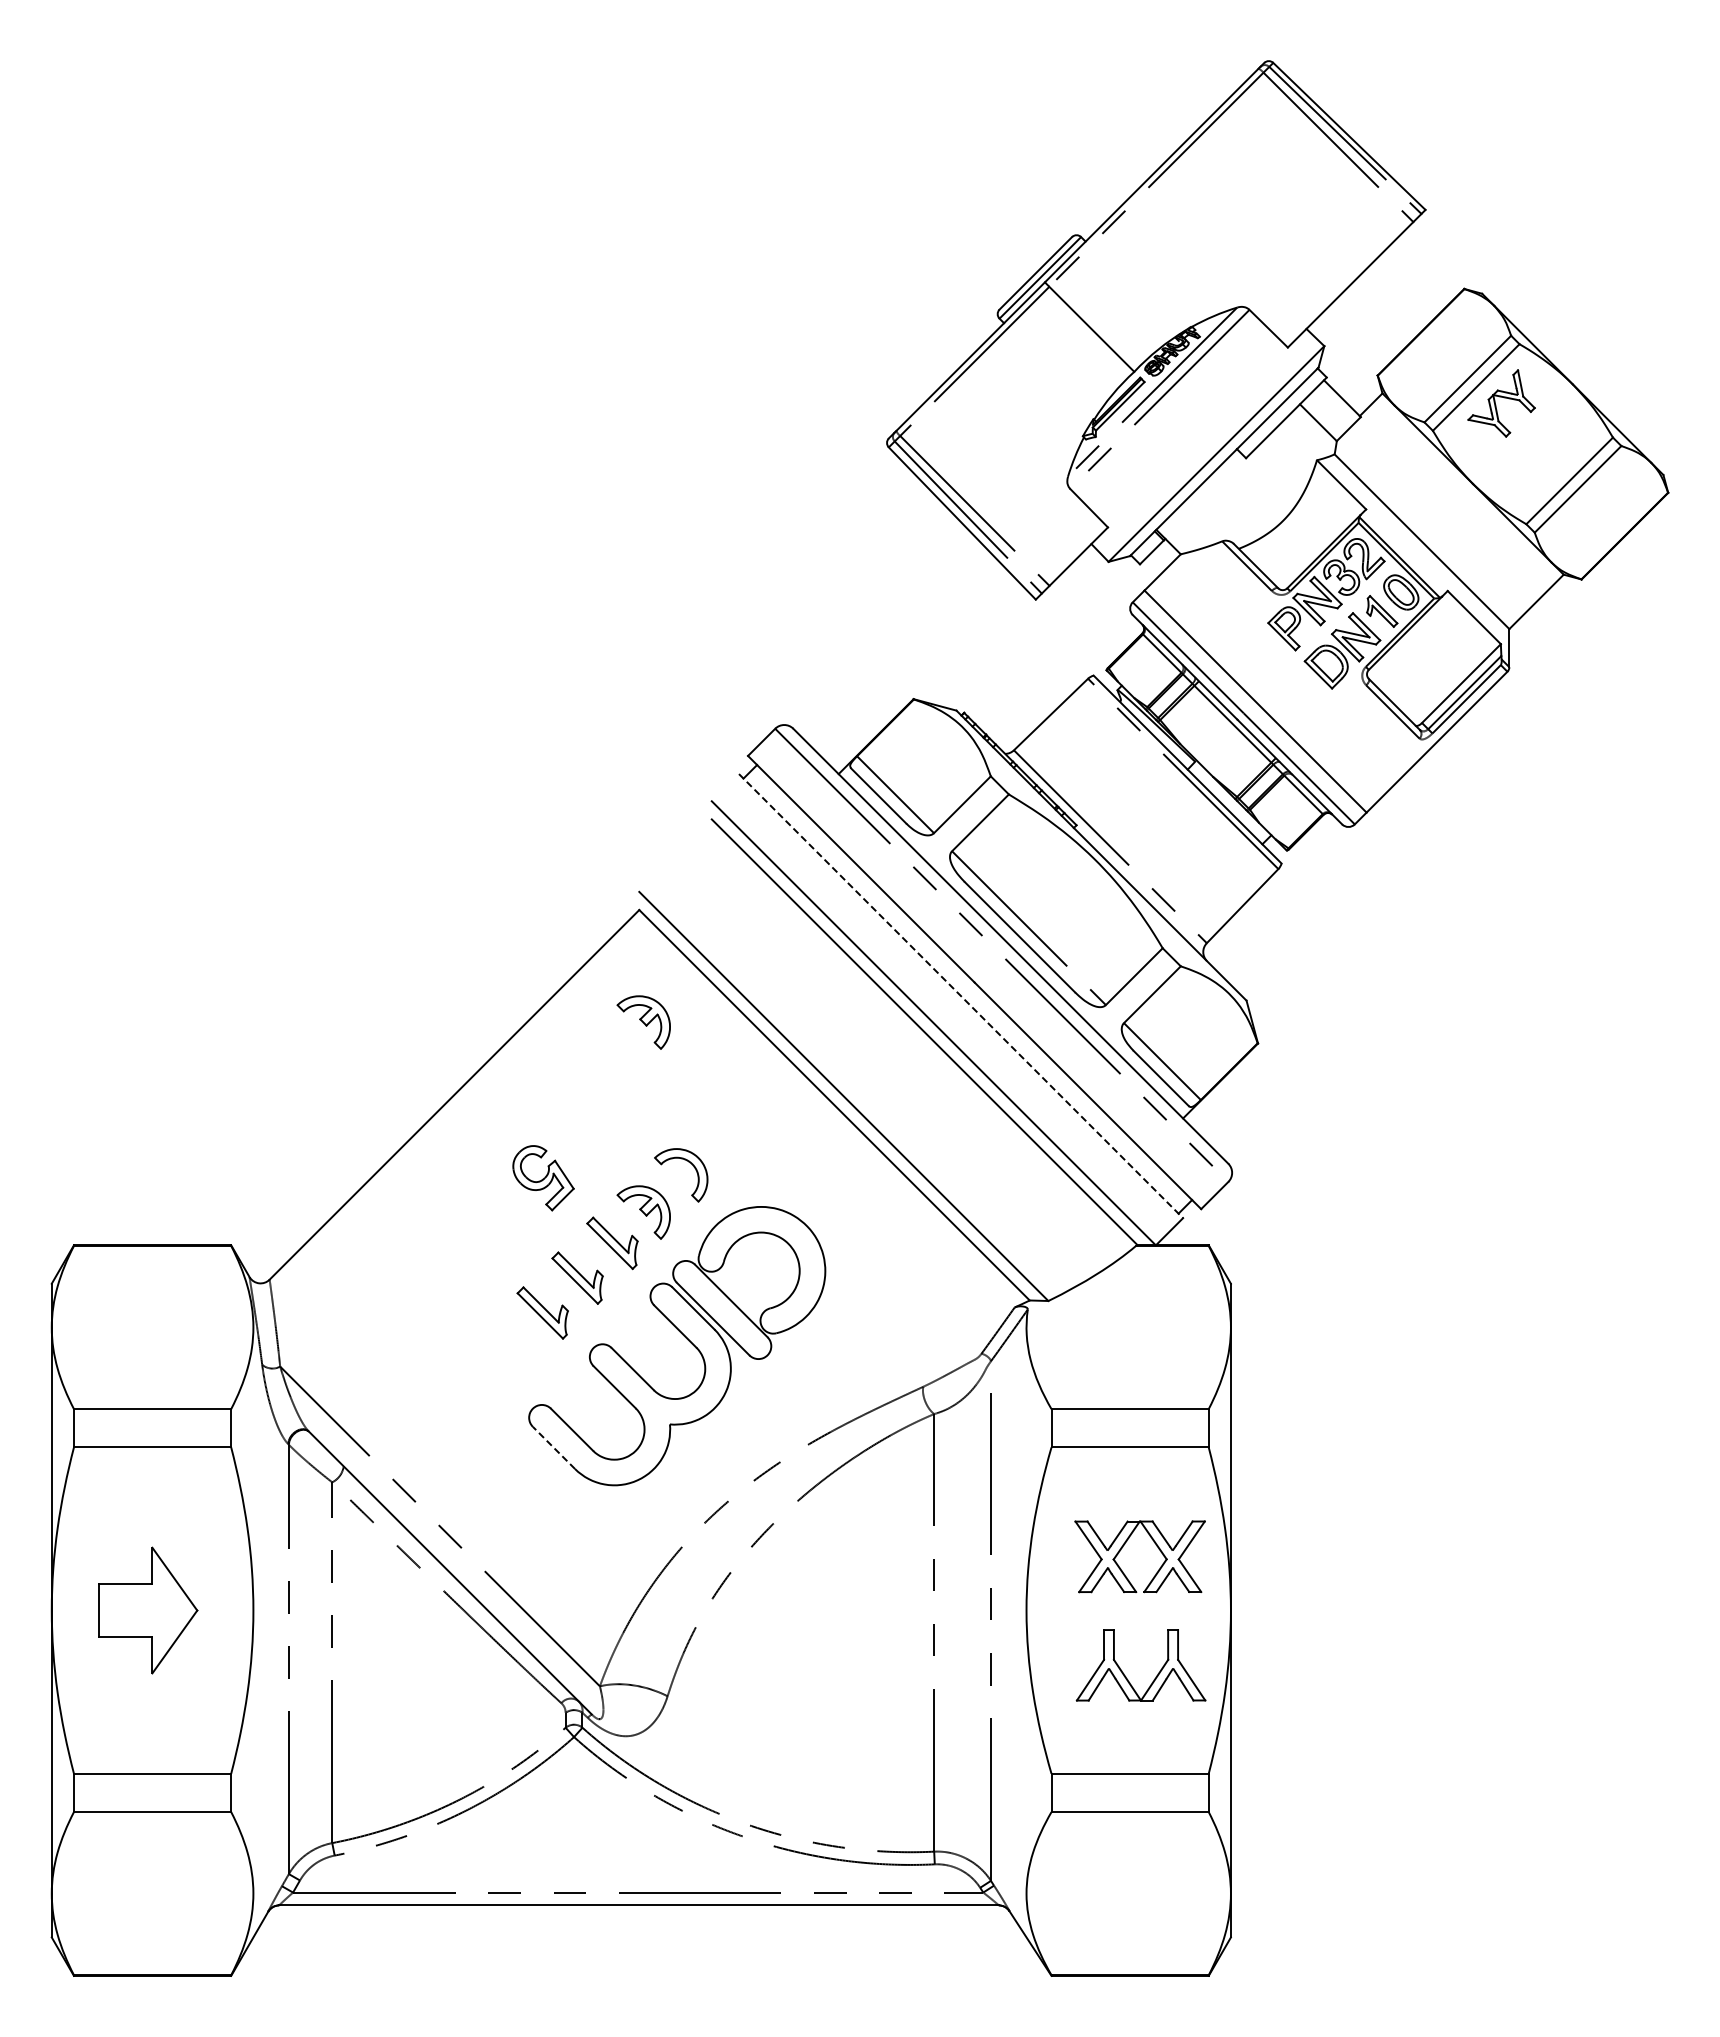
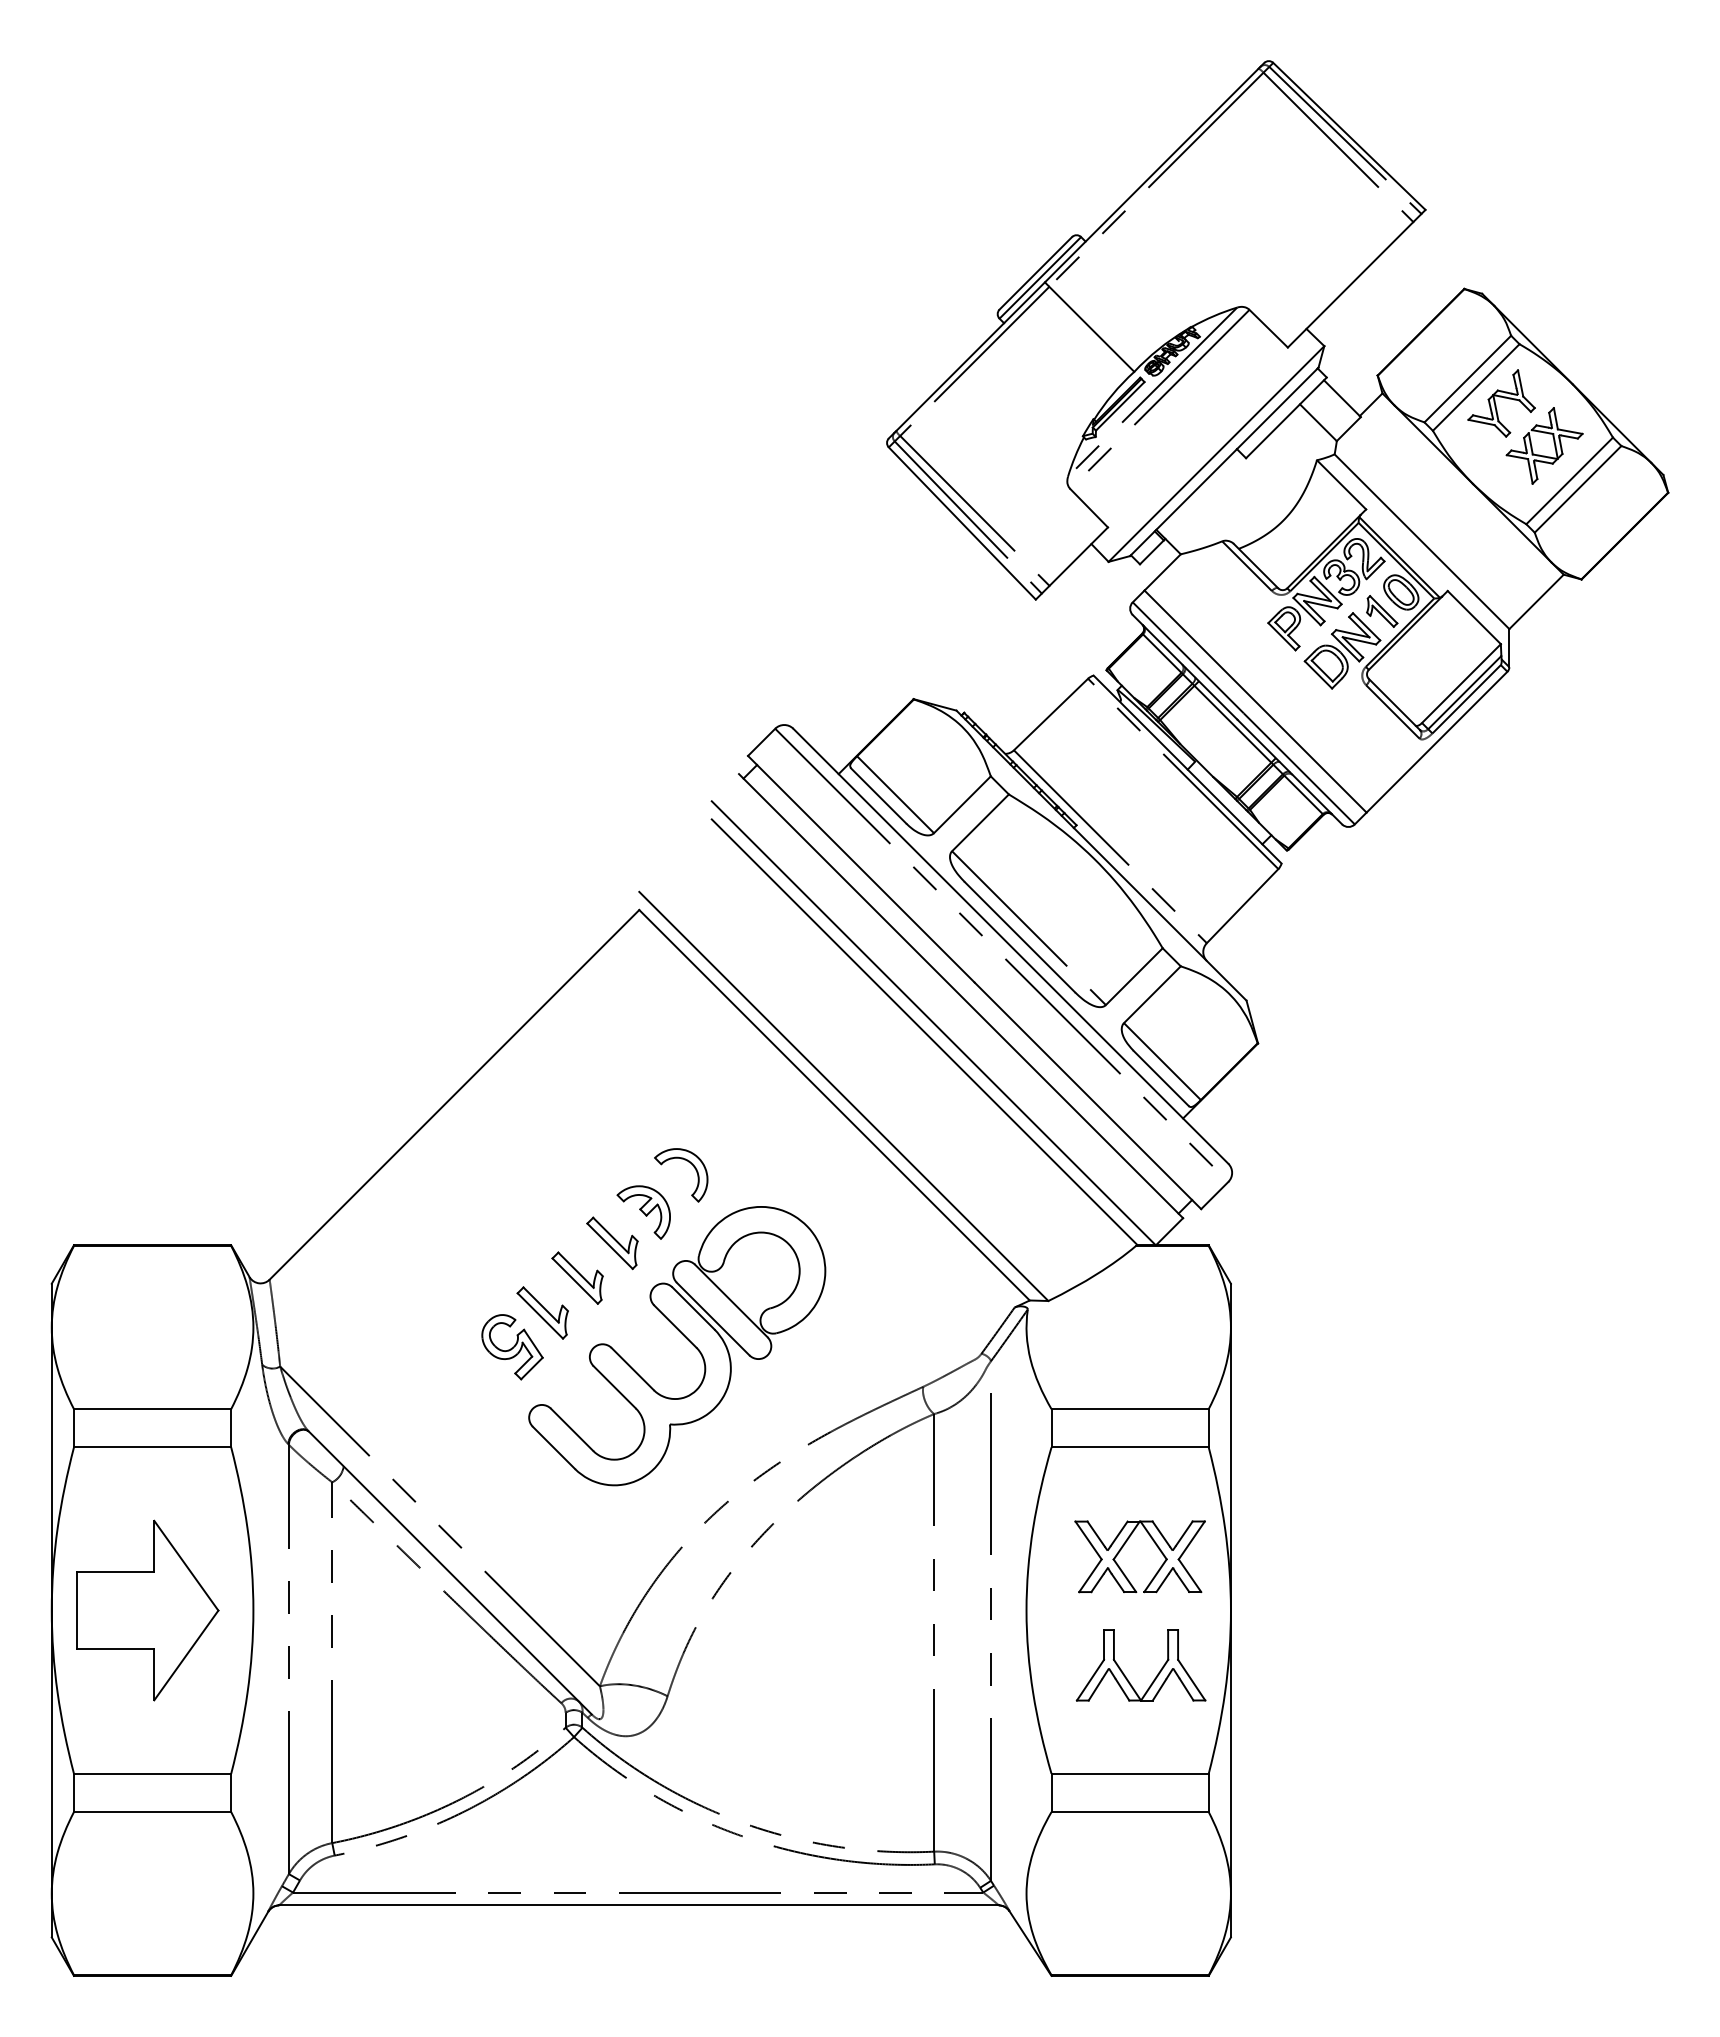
part: none -> present (1553, 442)
line: dashed -> solid (961, 996)
part: present -> none (643, 1022)
part position: (543, 1178) -> (512, 1347) (512, 1347)
line: dashed -> solid (553, 1447)
part size: 101x129 px -> 144x183 px (147, 1610)
